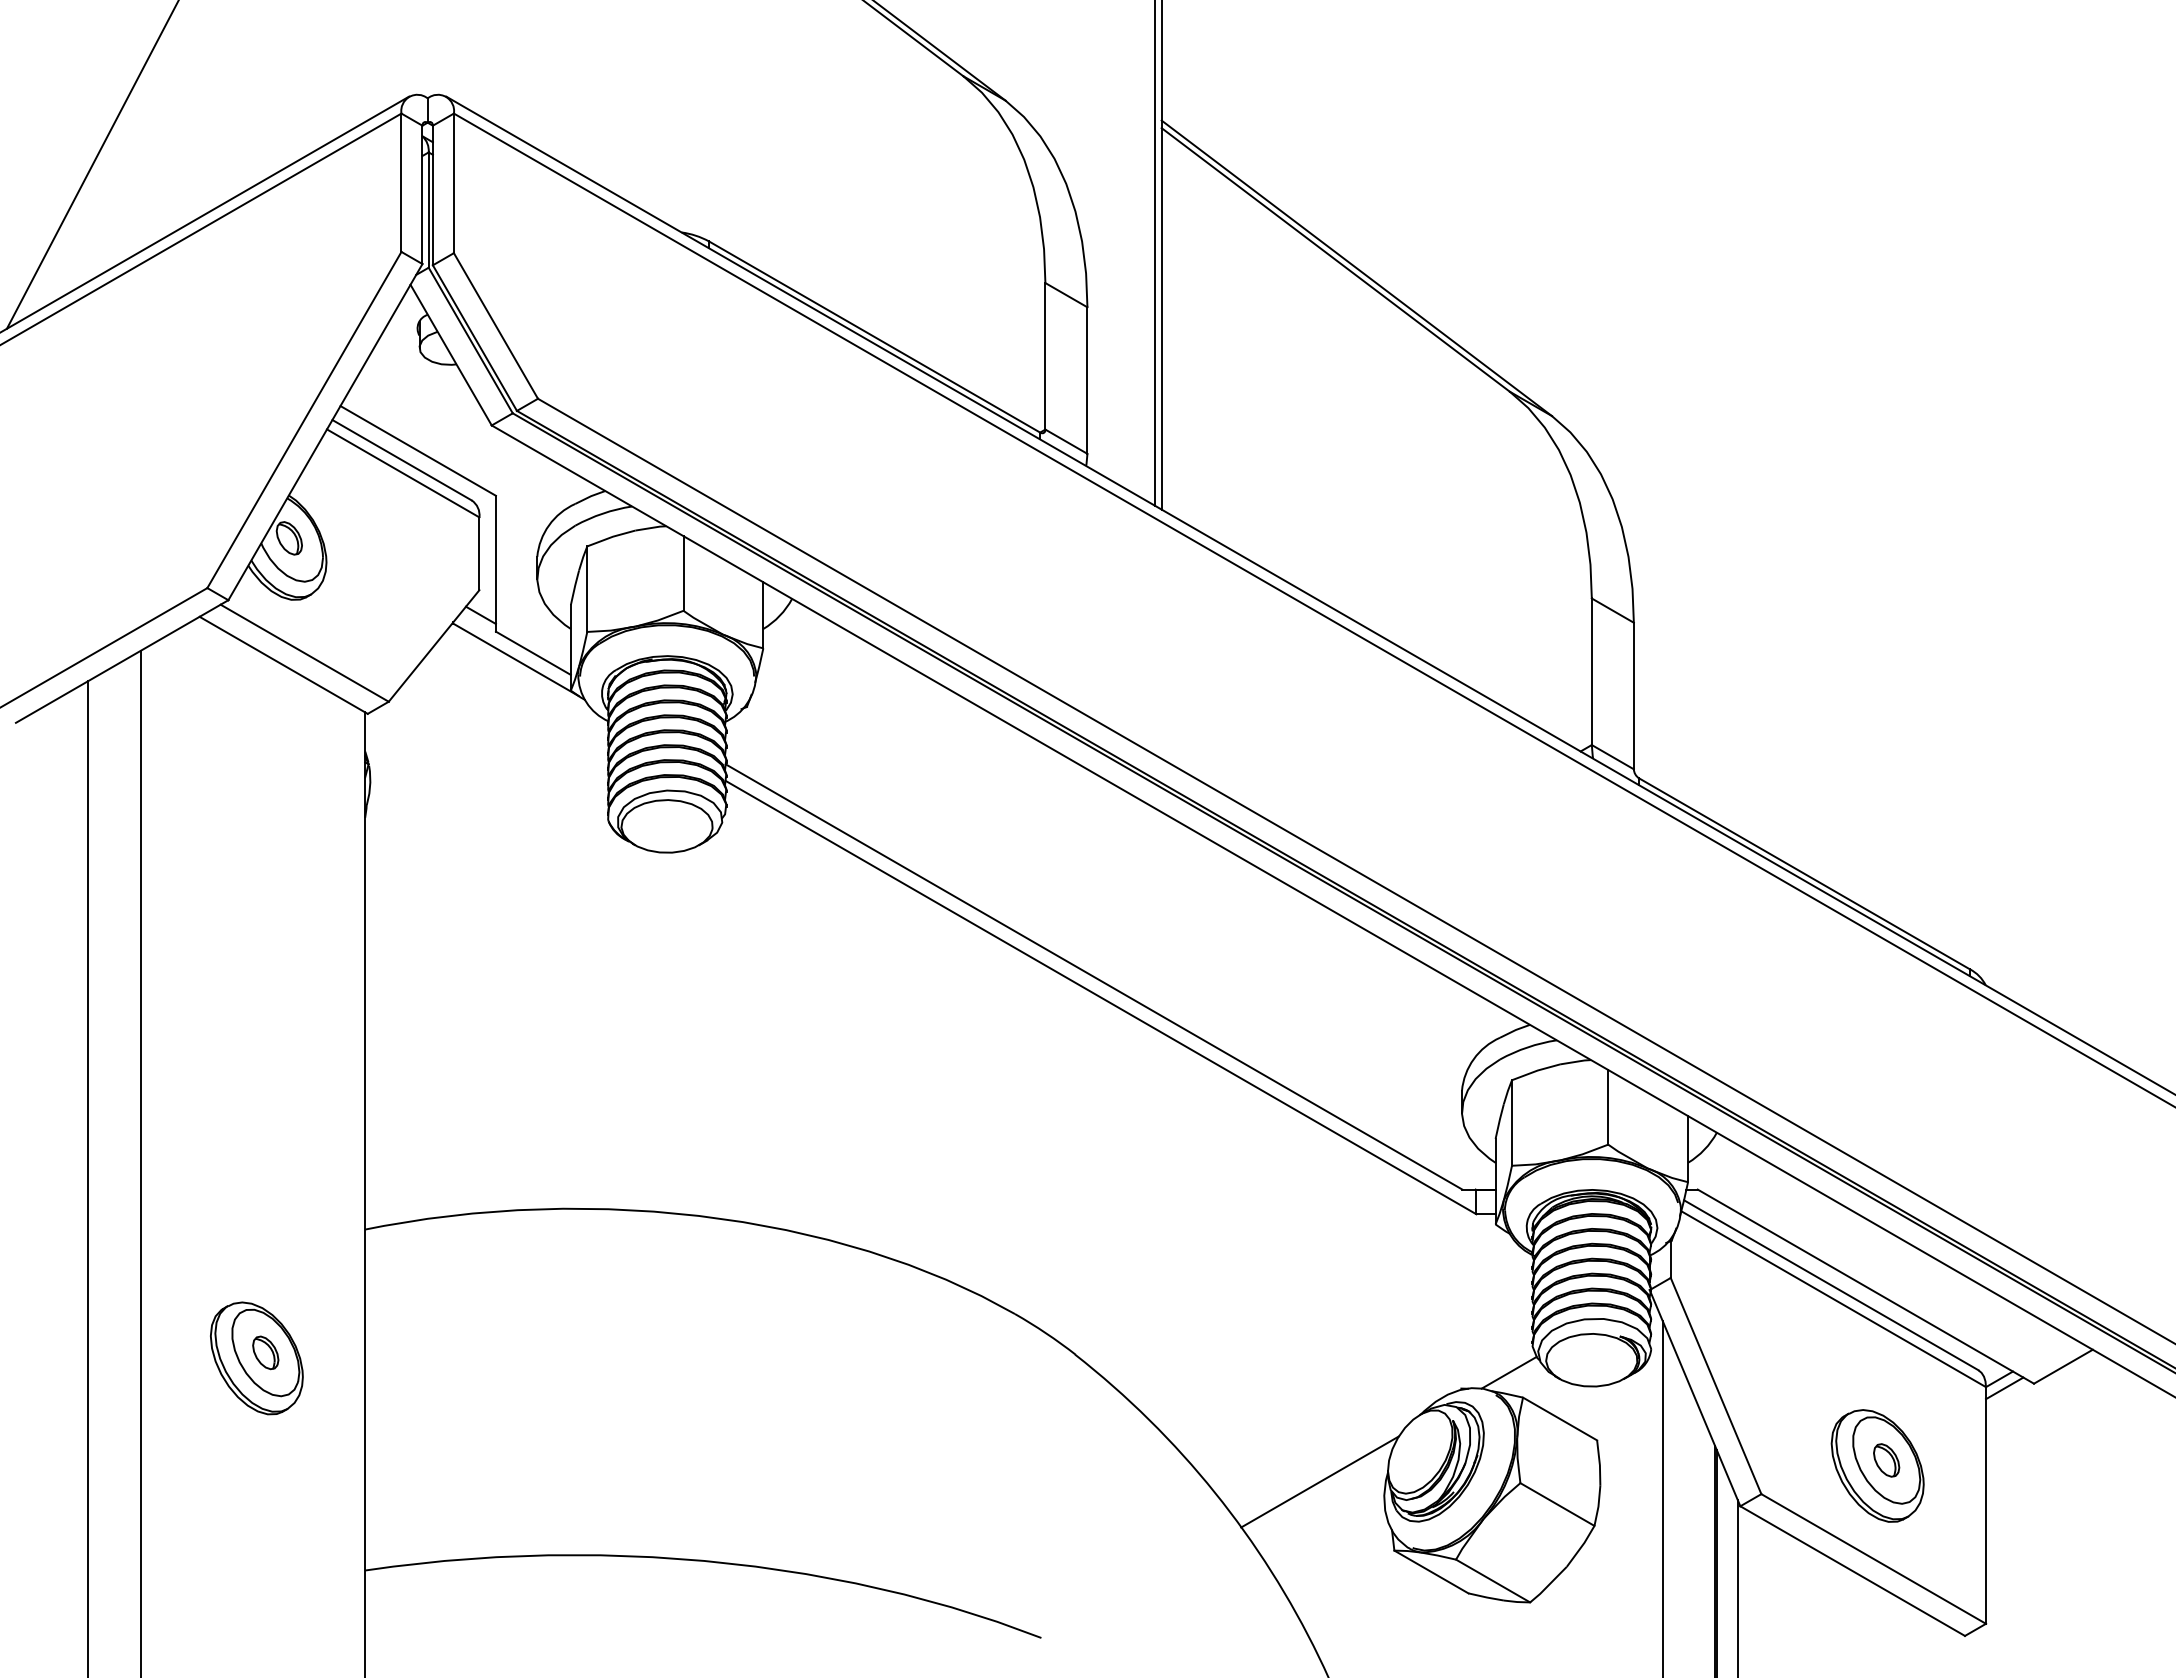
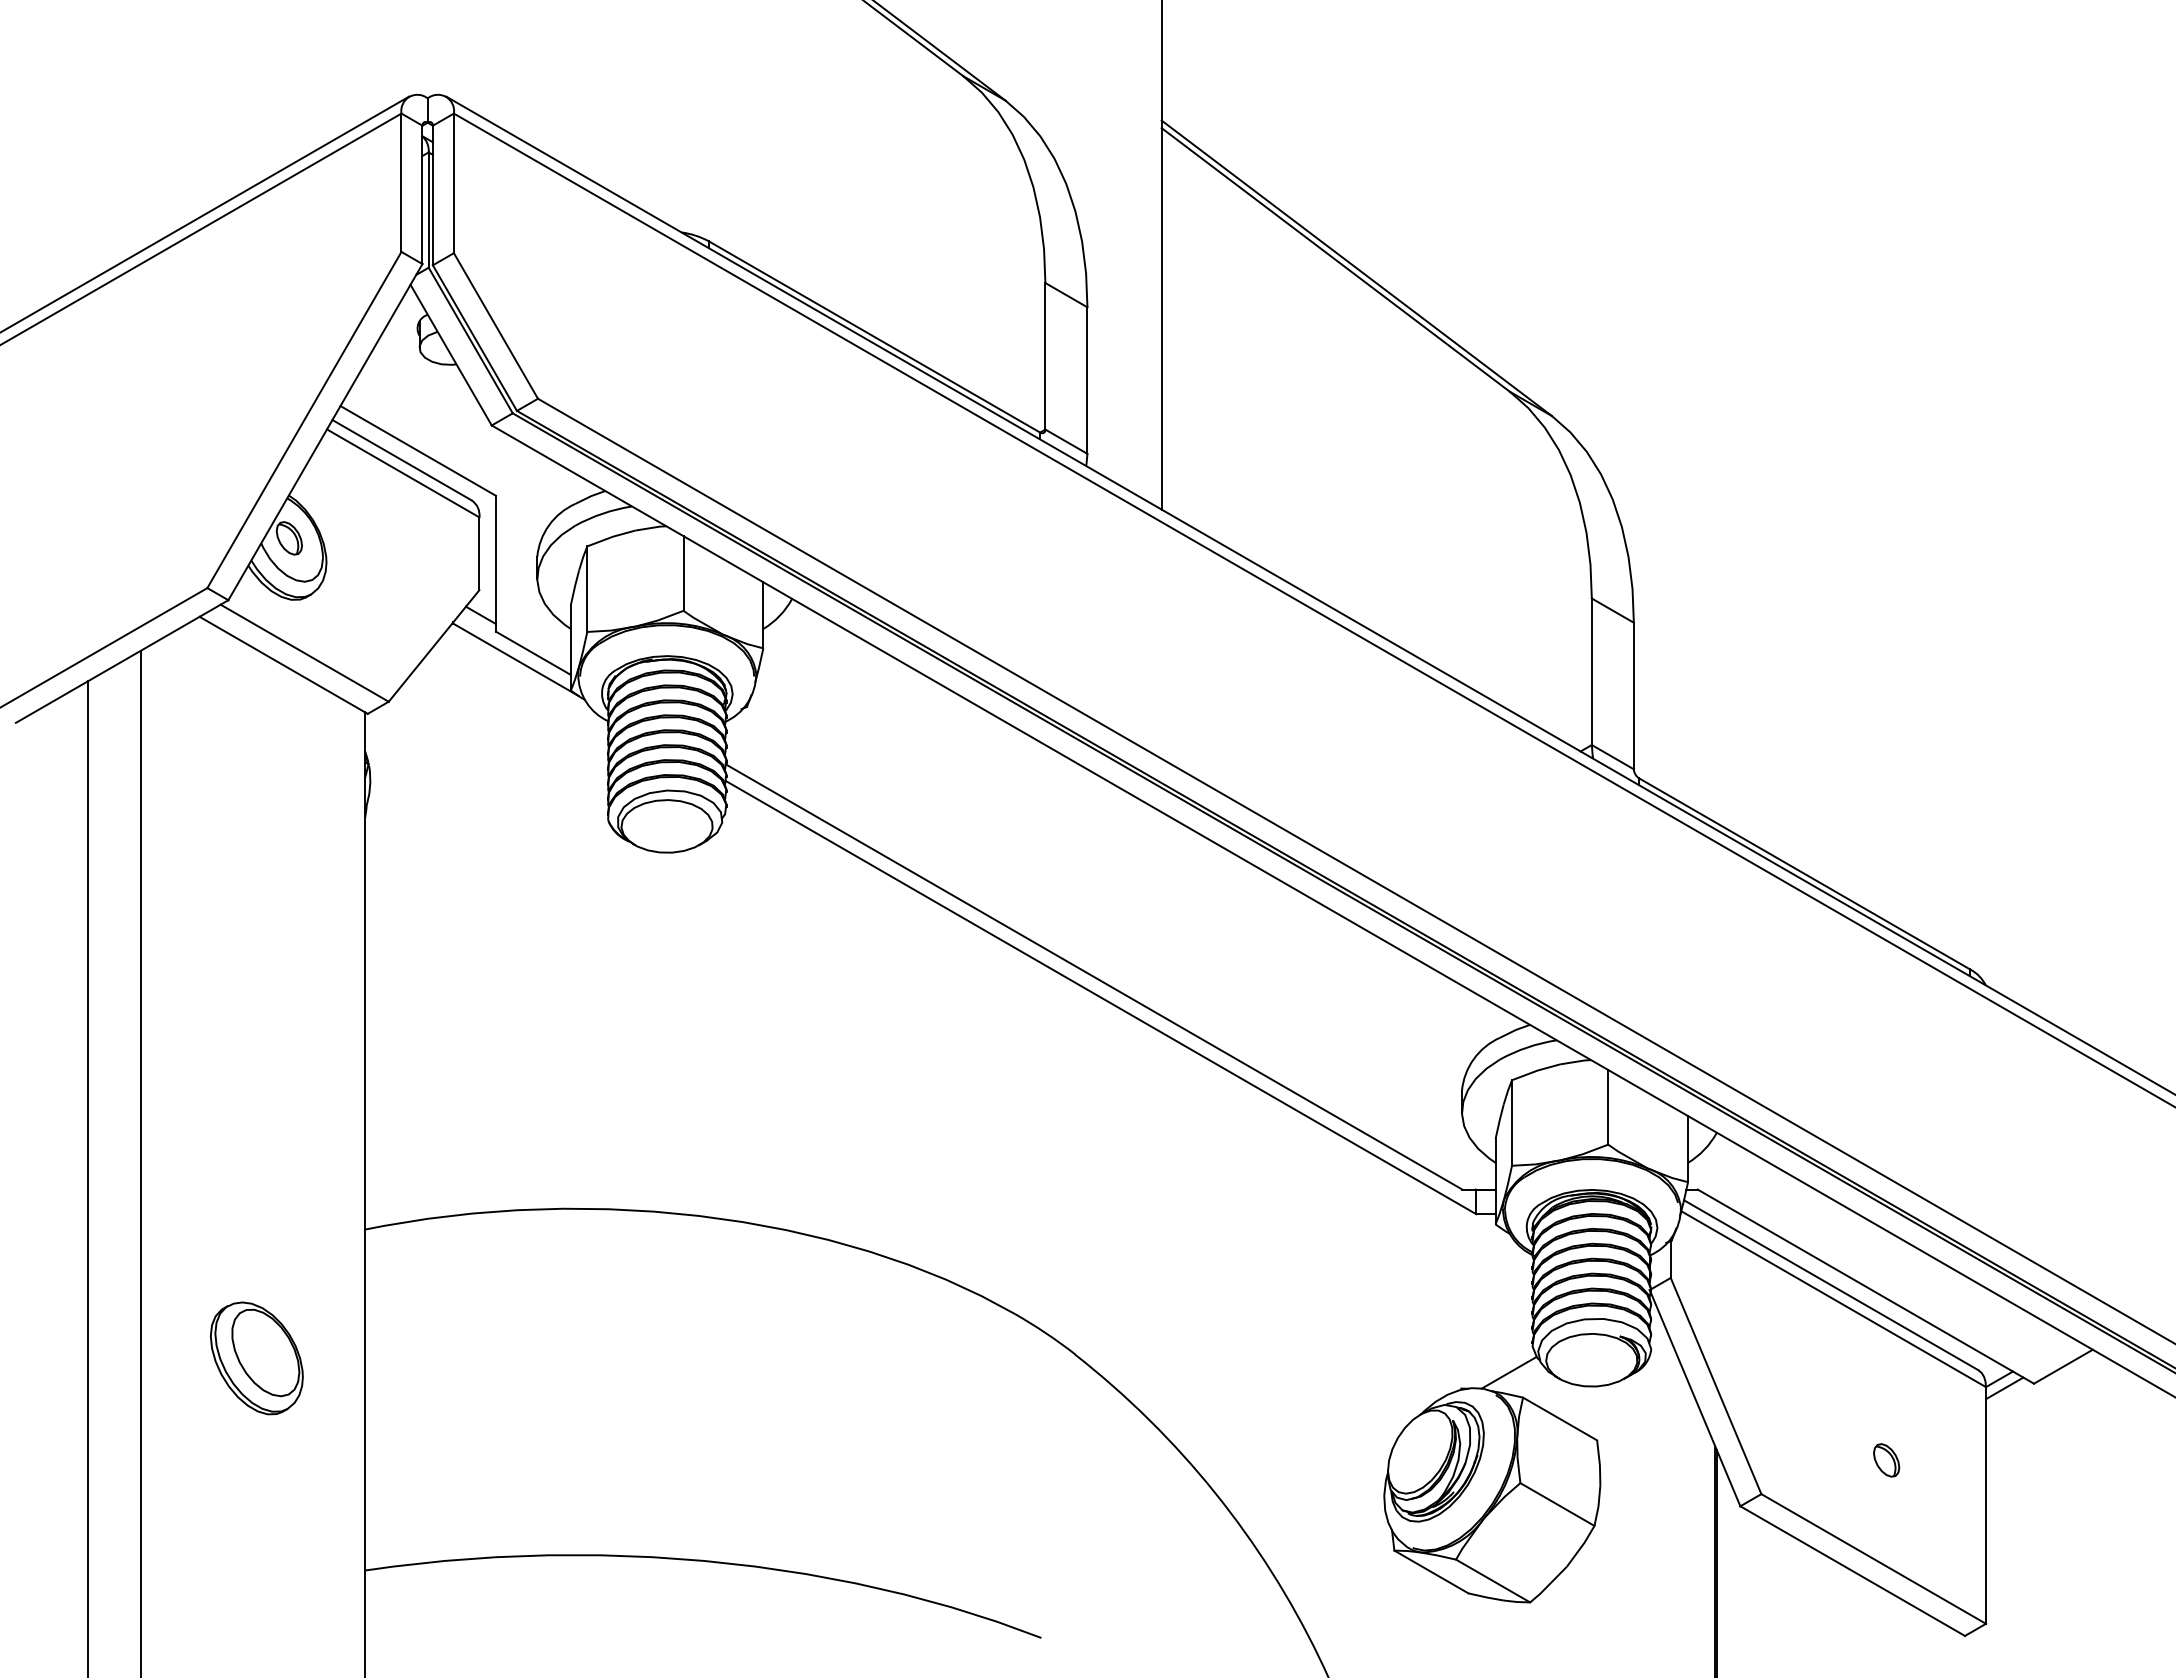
line: present -> none (91, 165)
line: present -> none (1154, 253)
part: present -> none (265, 1352)
part: present -> none (1877, 1465)
line: present -> none (1319, 1481)
line: present -> none (1662, 1497)
line: present -> none (1737, 1587)
